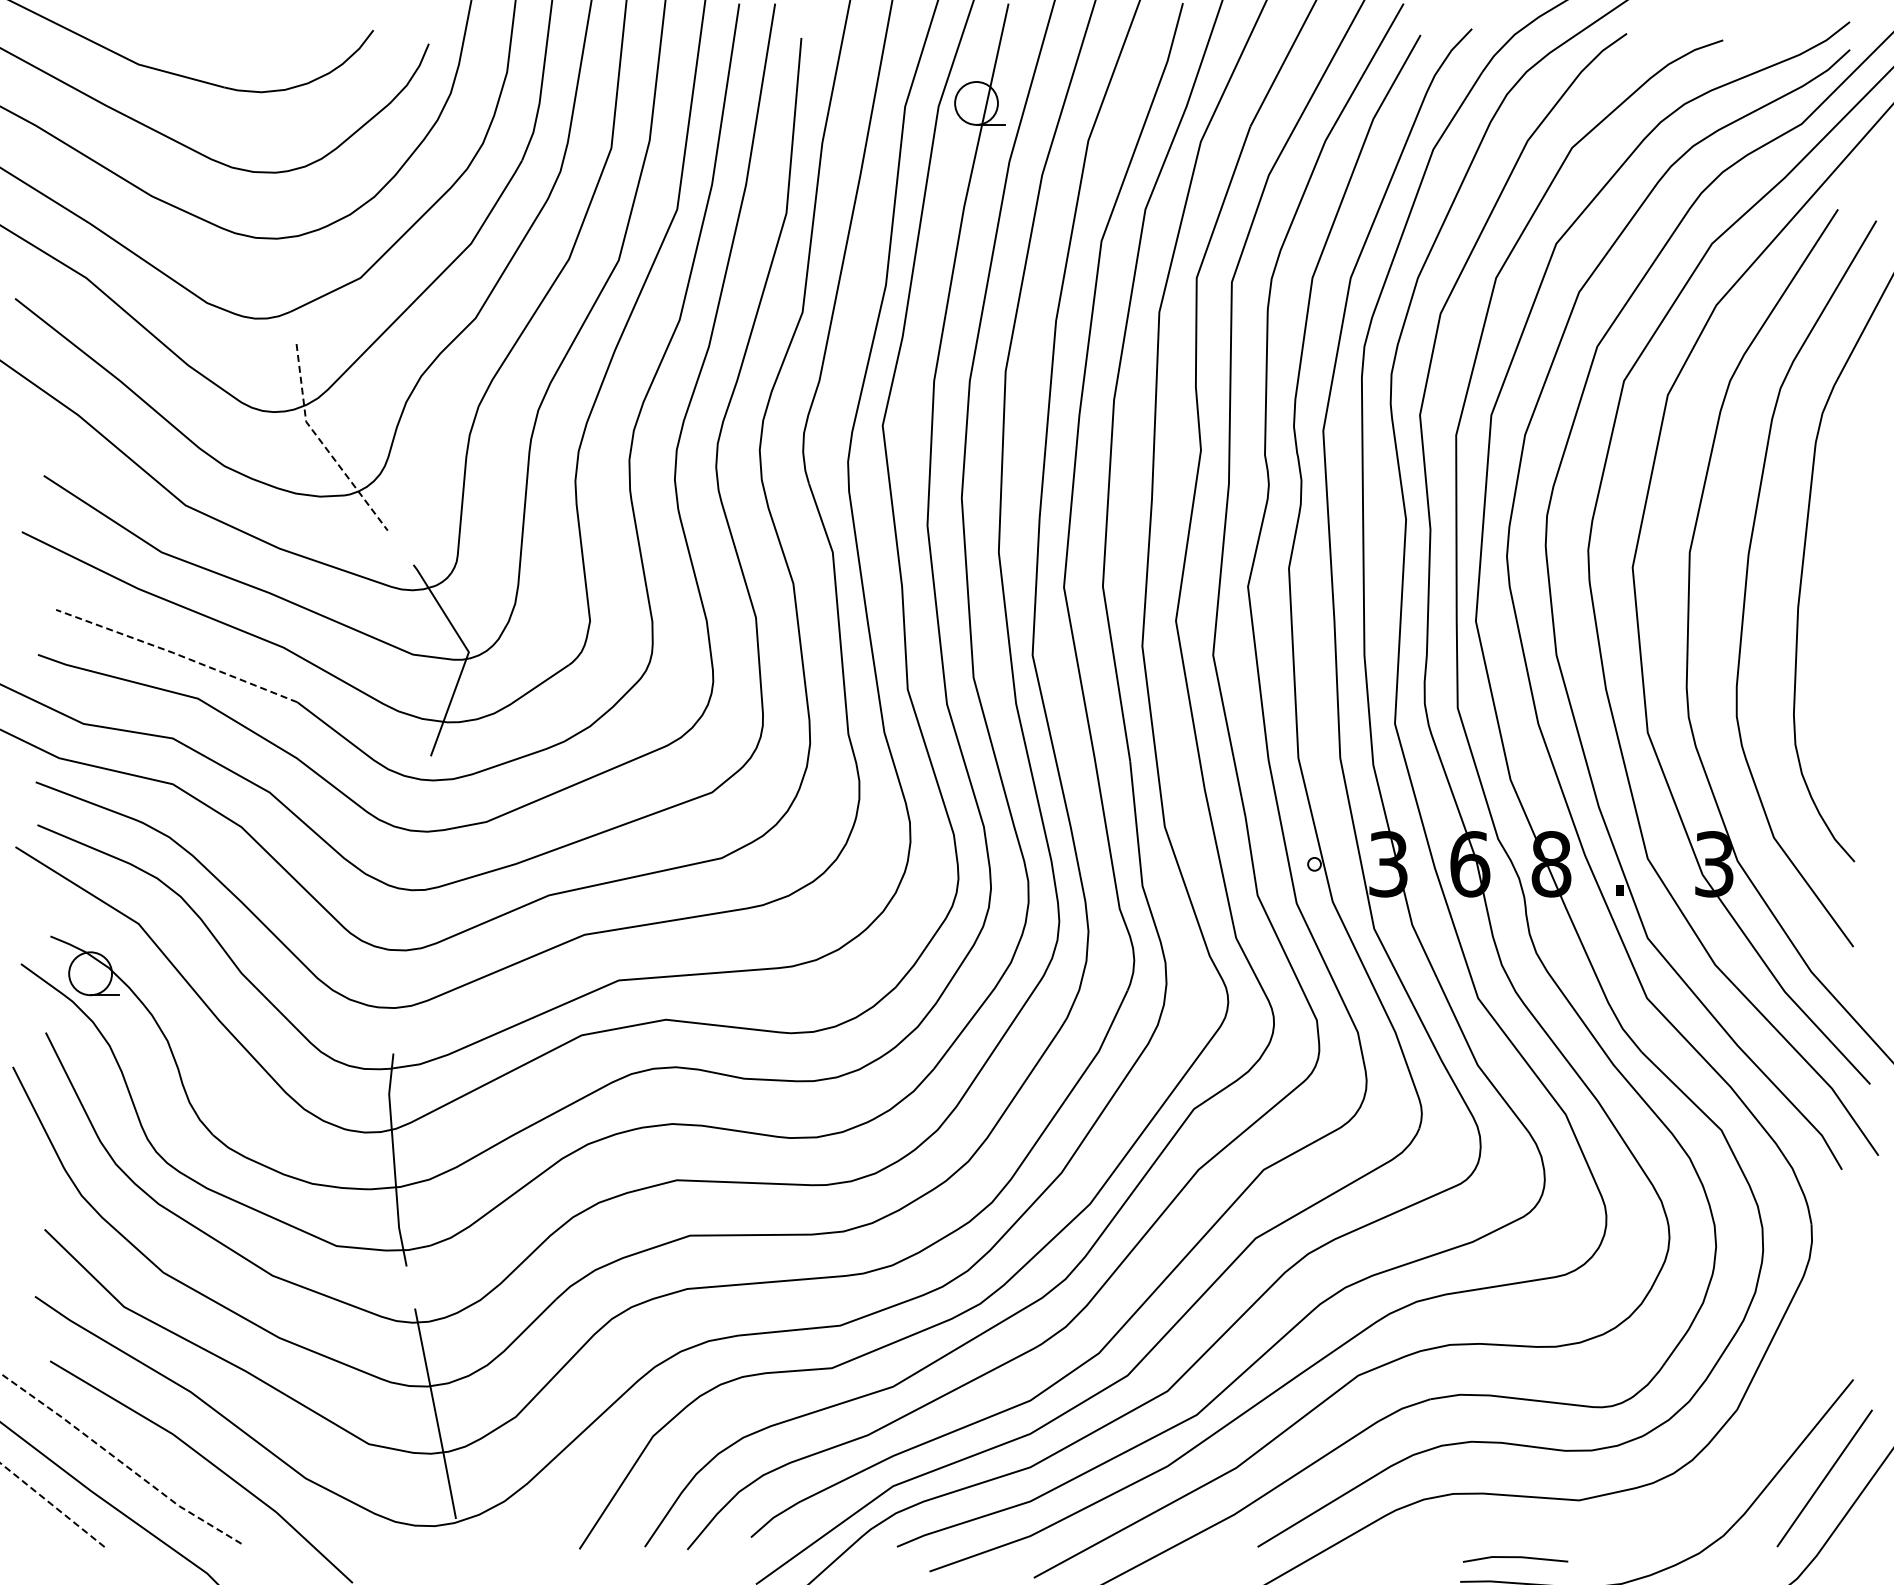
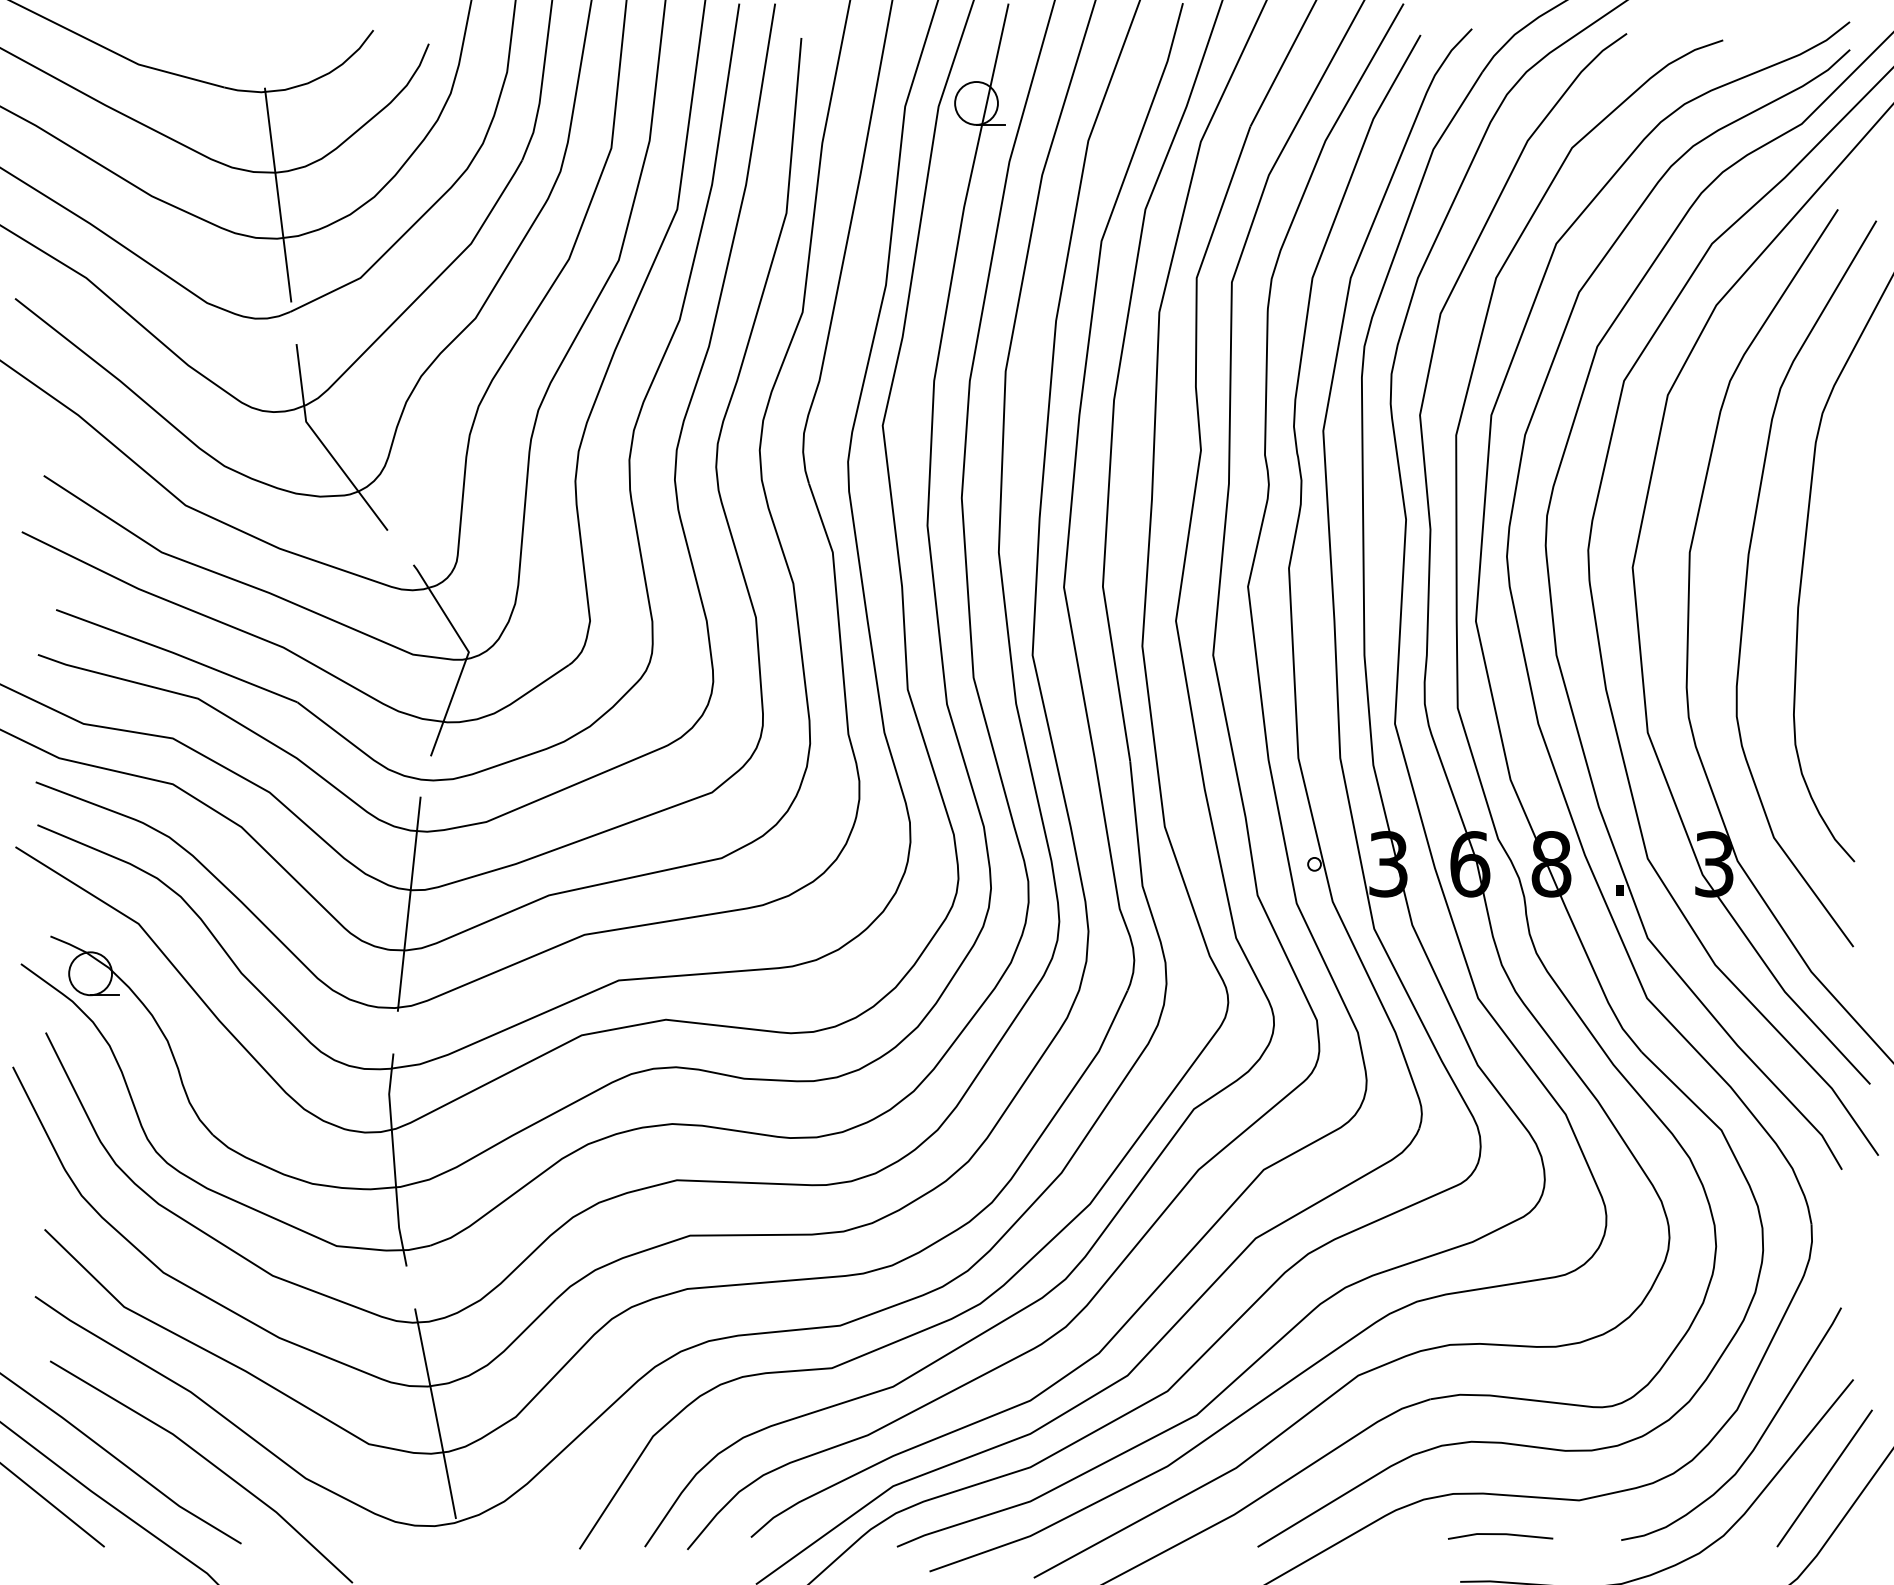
line: none -> present (278, 194)
line: dashed -> solid (323, 444)
line: dashed -> solid (176, 654)
line: none -> present (408, 903)
curve: none -> present (1757, 1441)
line: dashed -> solid (118, 1460)
line: dashed -> solid (52, 1505)
line position: (1515, 1558) -> (1500, 1535) (1500, 1535)
